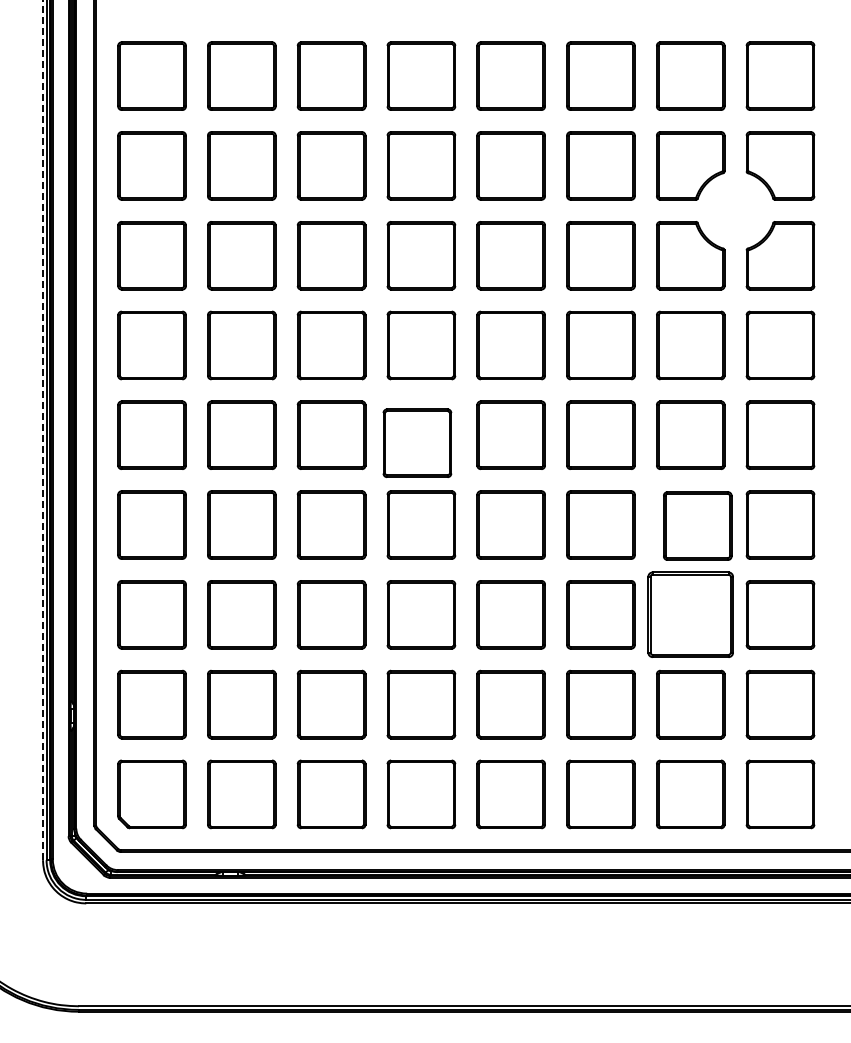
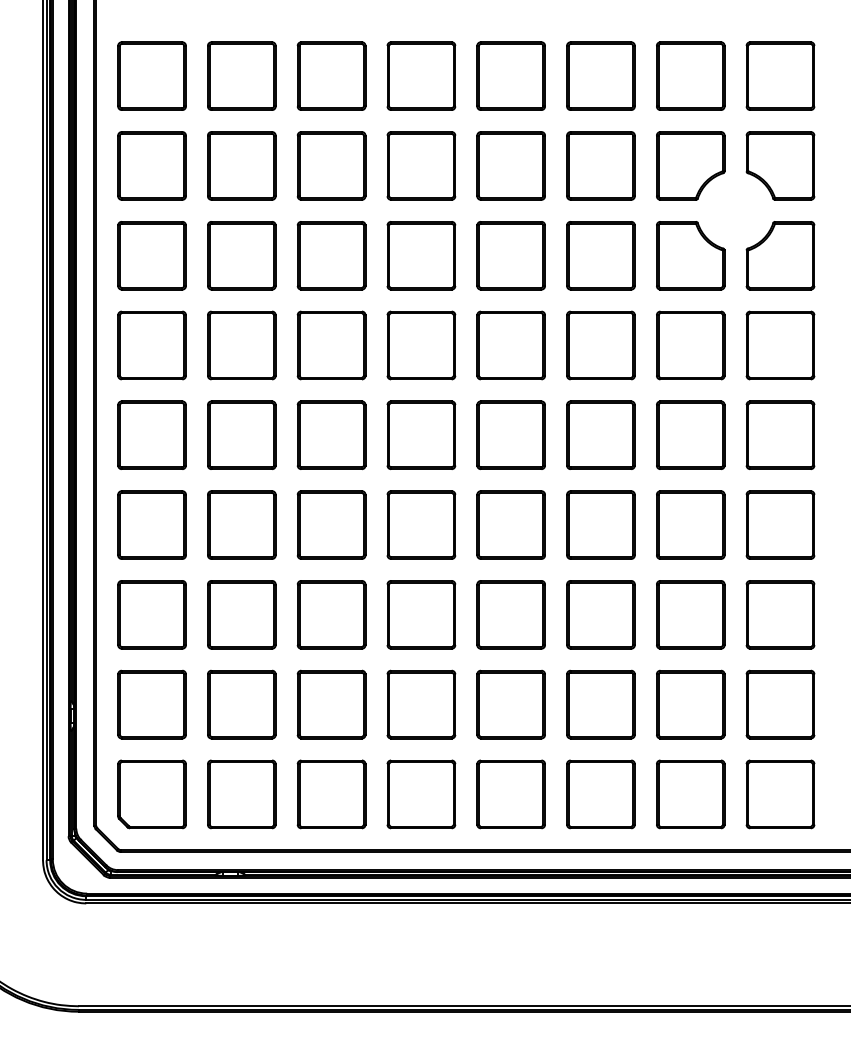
line: dashed -> solid (42, 430)
part position: (417, 442) -> (421, 434) (421, 434)
part position: (697, 525) -> (690, 524) (690, 524)
part size: 87x87 px -> 70x70 px (690, 614)
